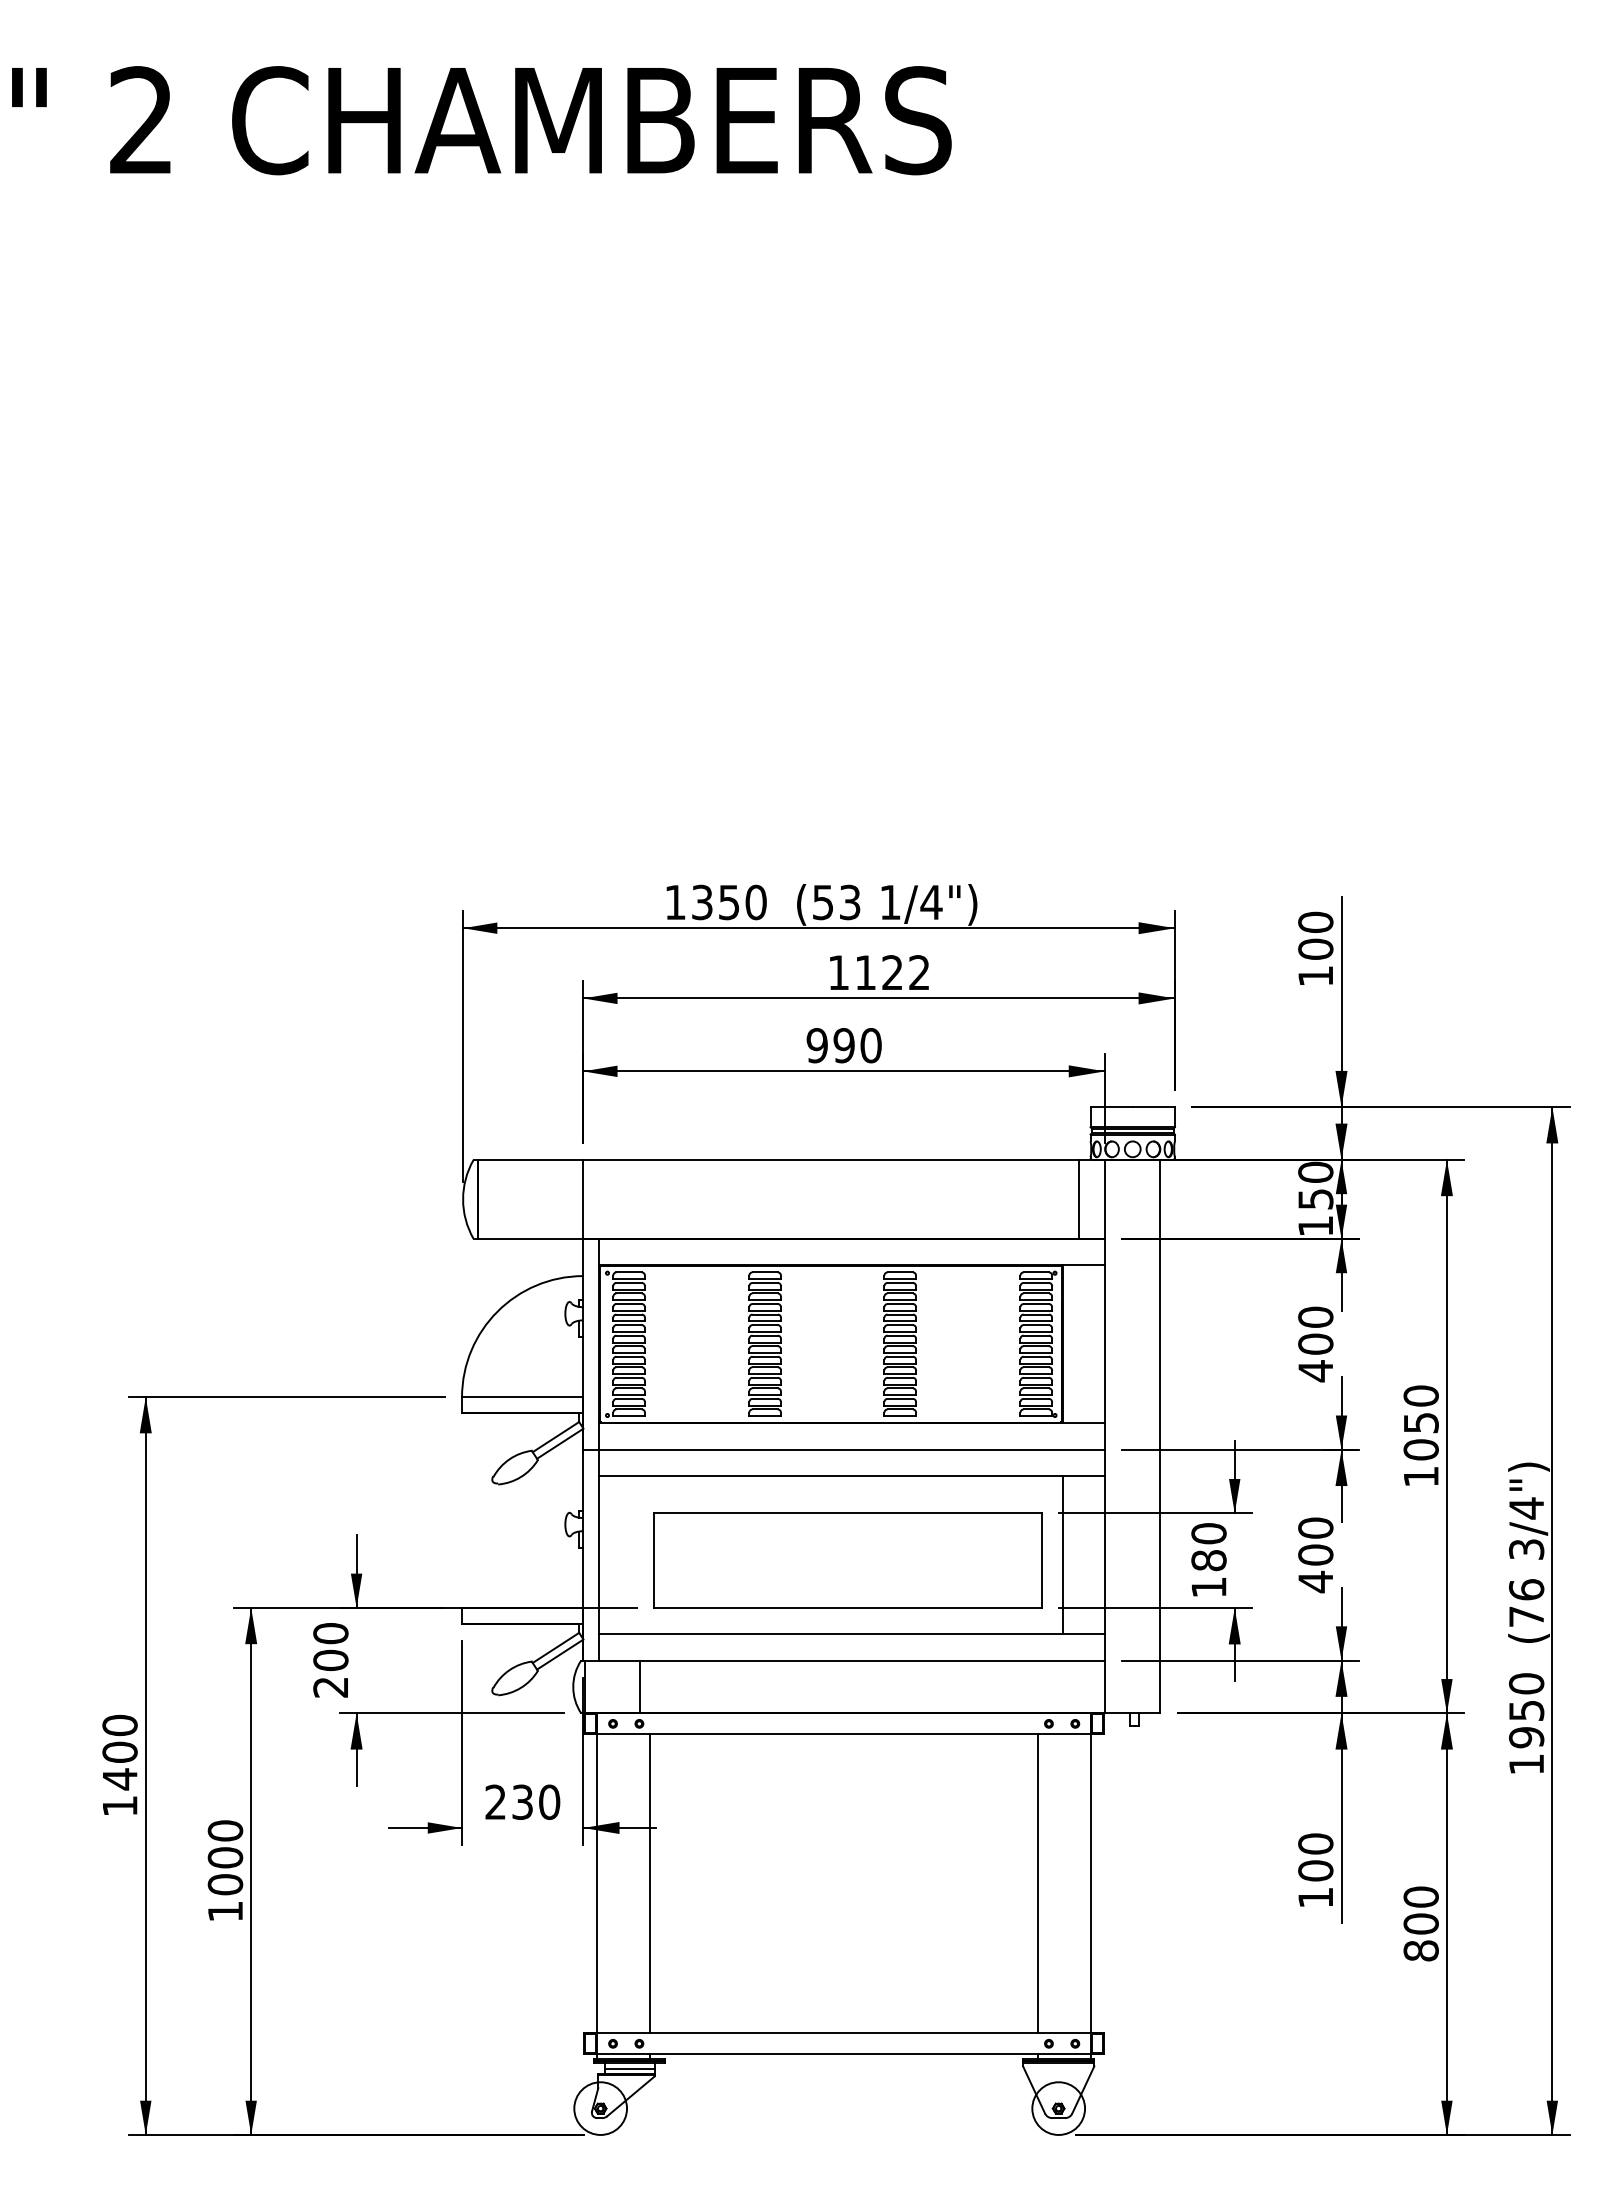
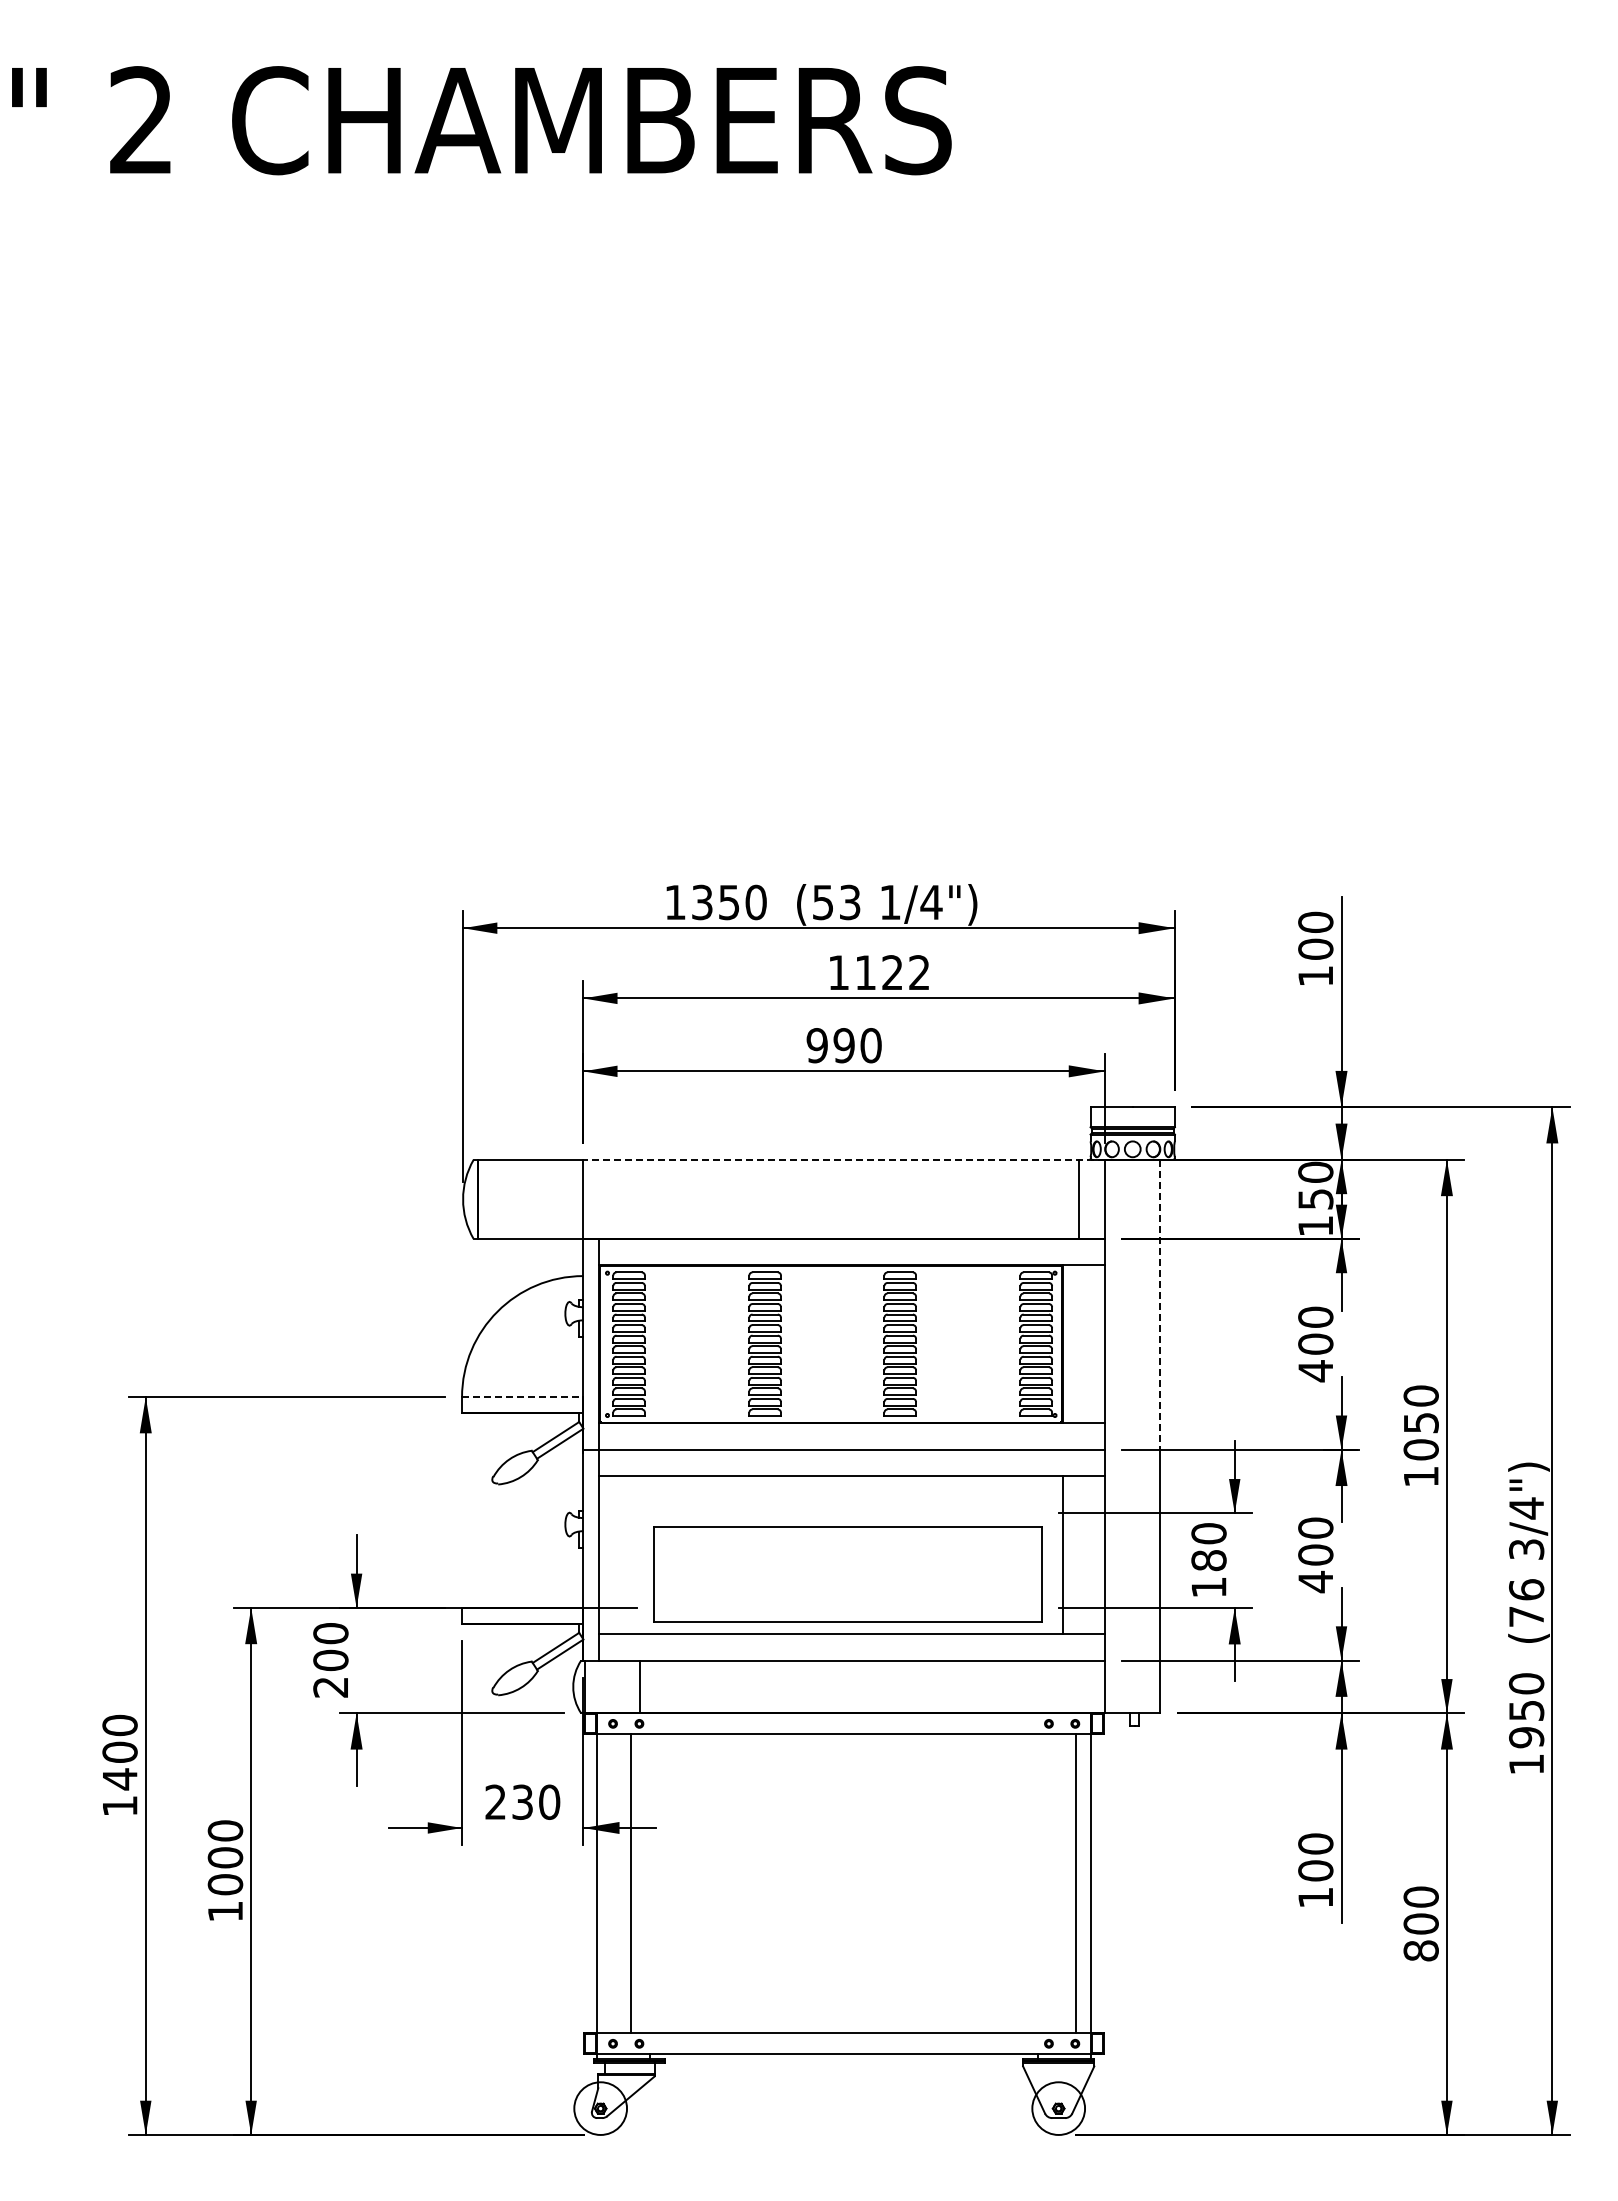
line: solid -> dashed (844, 1159)
line: solid -> dashed (1160, 1304)
line: solid -> dashed (522, 1397)
part position: (847, 1560) -> (847, 1574) (847, 1574)
line position: (649, 1883) -> (630, 1883) (630, 1883)
line position: (1038, 1883) -> (1076, 1883) (1076, 1883)
line: present -> none (629, 2069)
